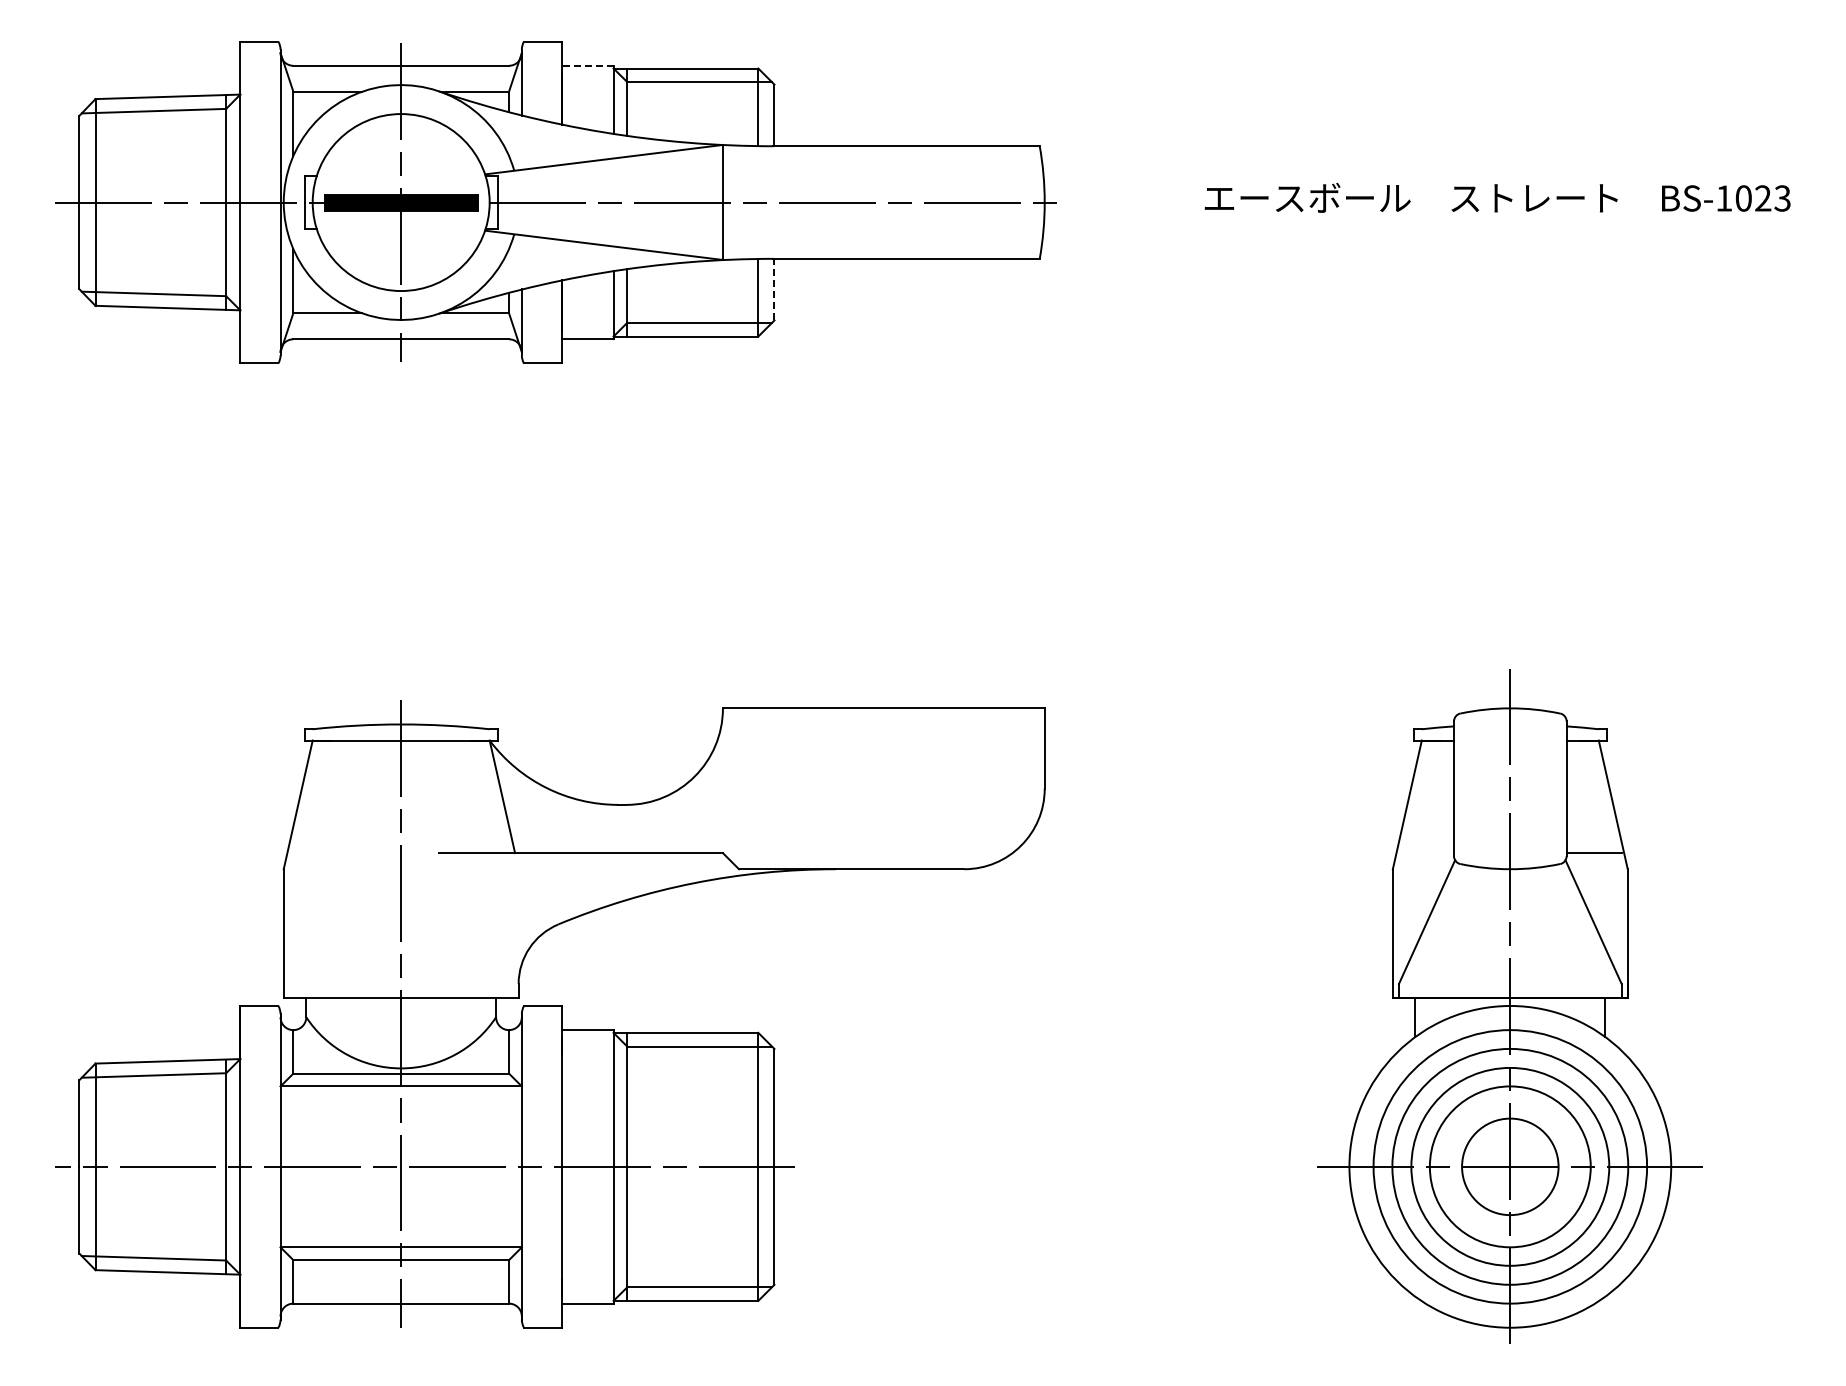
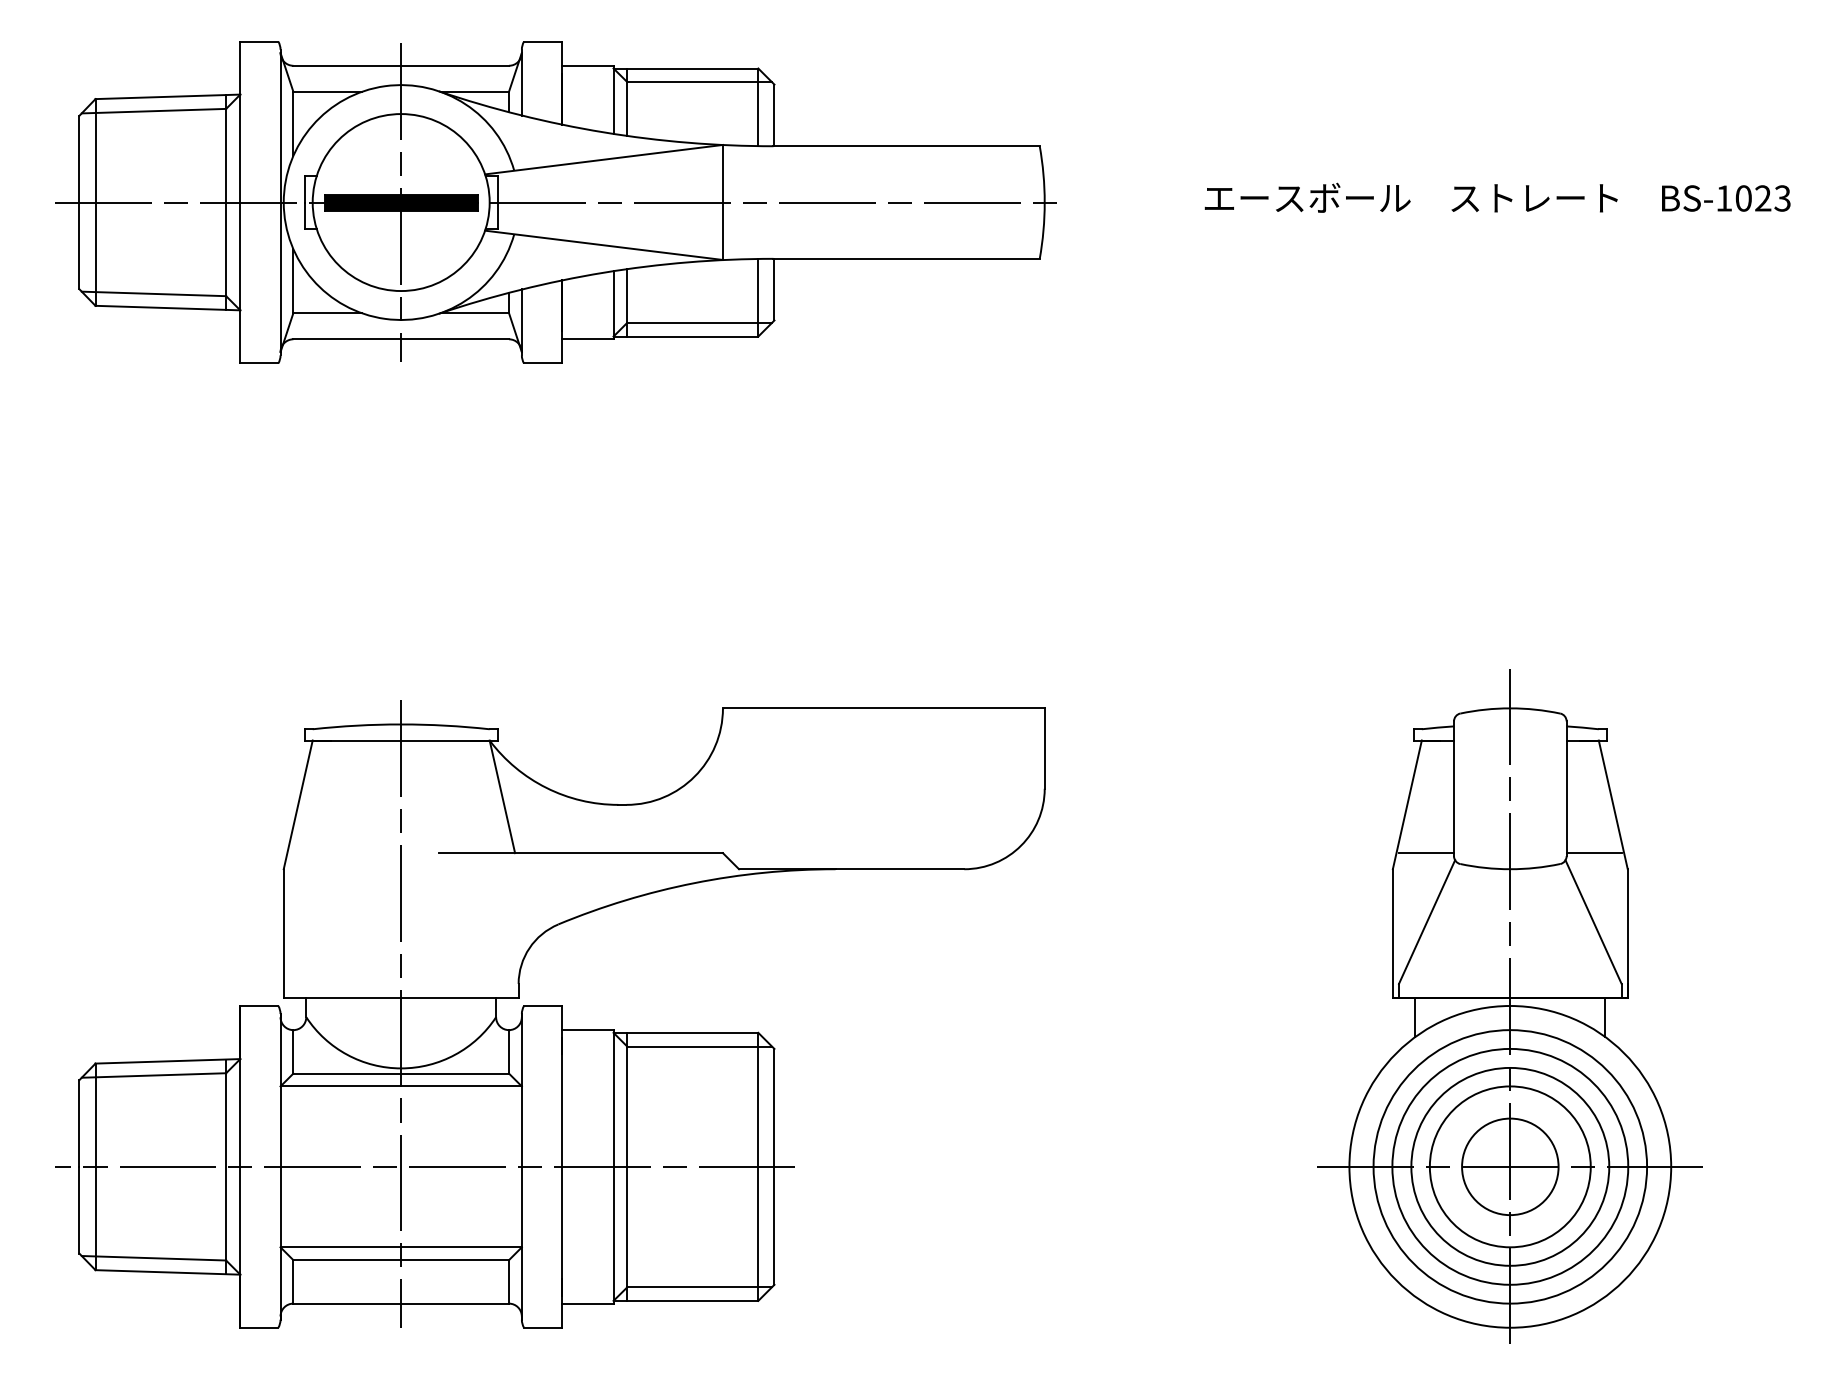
line: dashed -> solid (587, 65)
line: dashed -> solid (774, 289)
line: none -> present (1426, 853)
